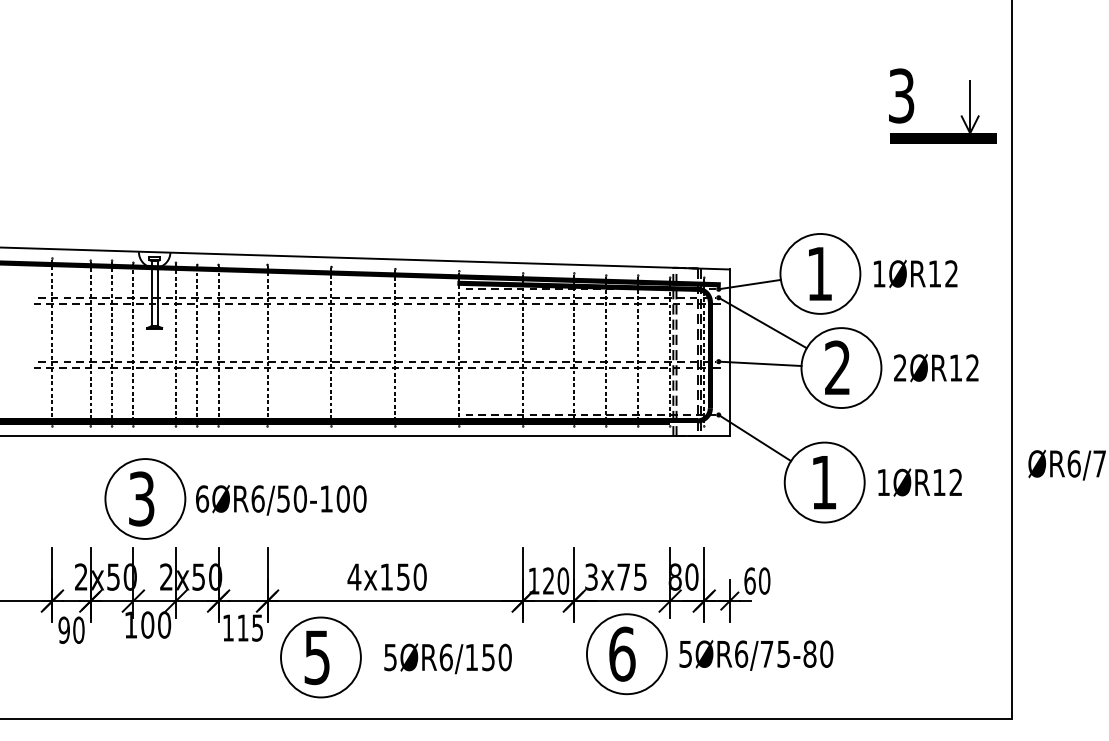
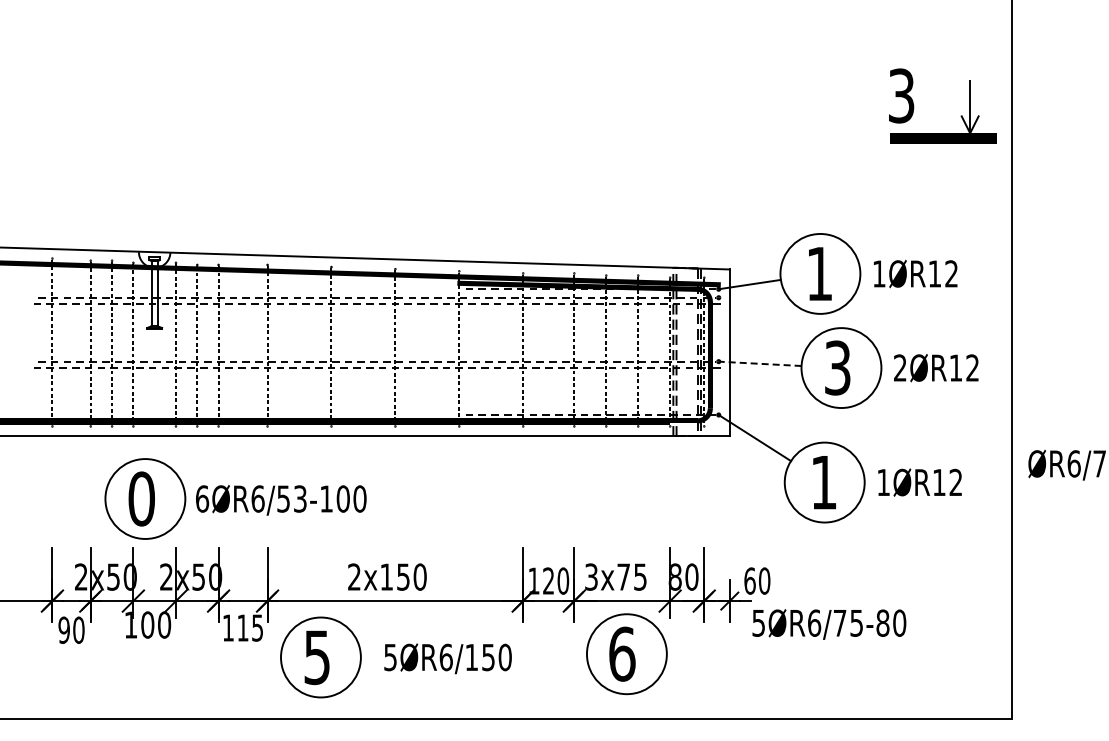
line: present -> none (762, 322)
line: solid -> dashed (759, 363)
text: 2 -> 3 (837, 367)
text: 3 -> 0 (141, 498)
text: 6ØR6/50-100 -> 6ØR6/53-100 (299, 498)
text: 4x150 -> 2x150 (354, 576)
text position: (756, 655) -> (829, 624) (829, 624)
